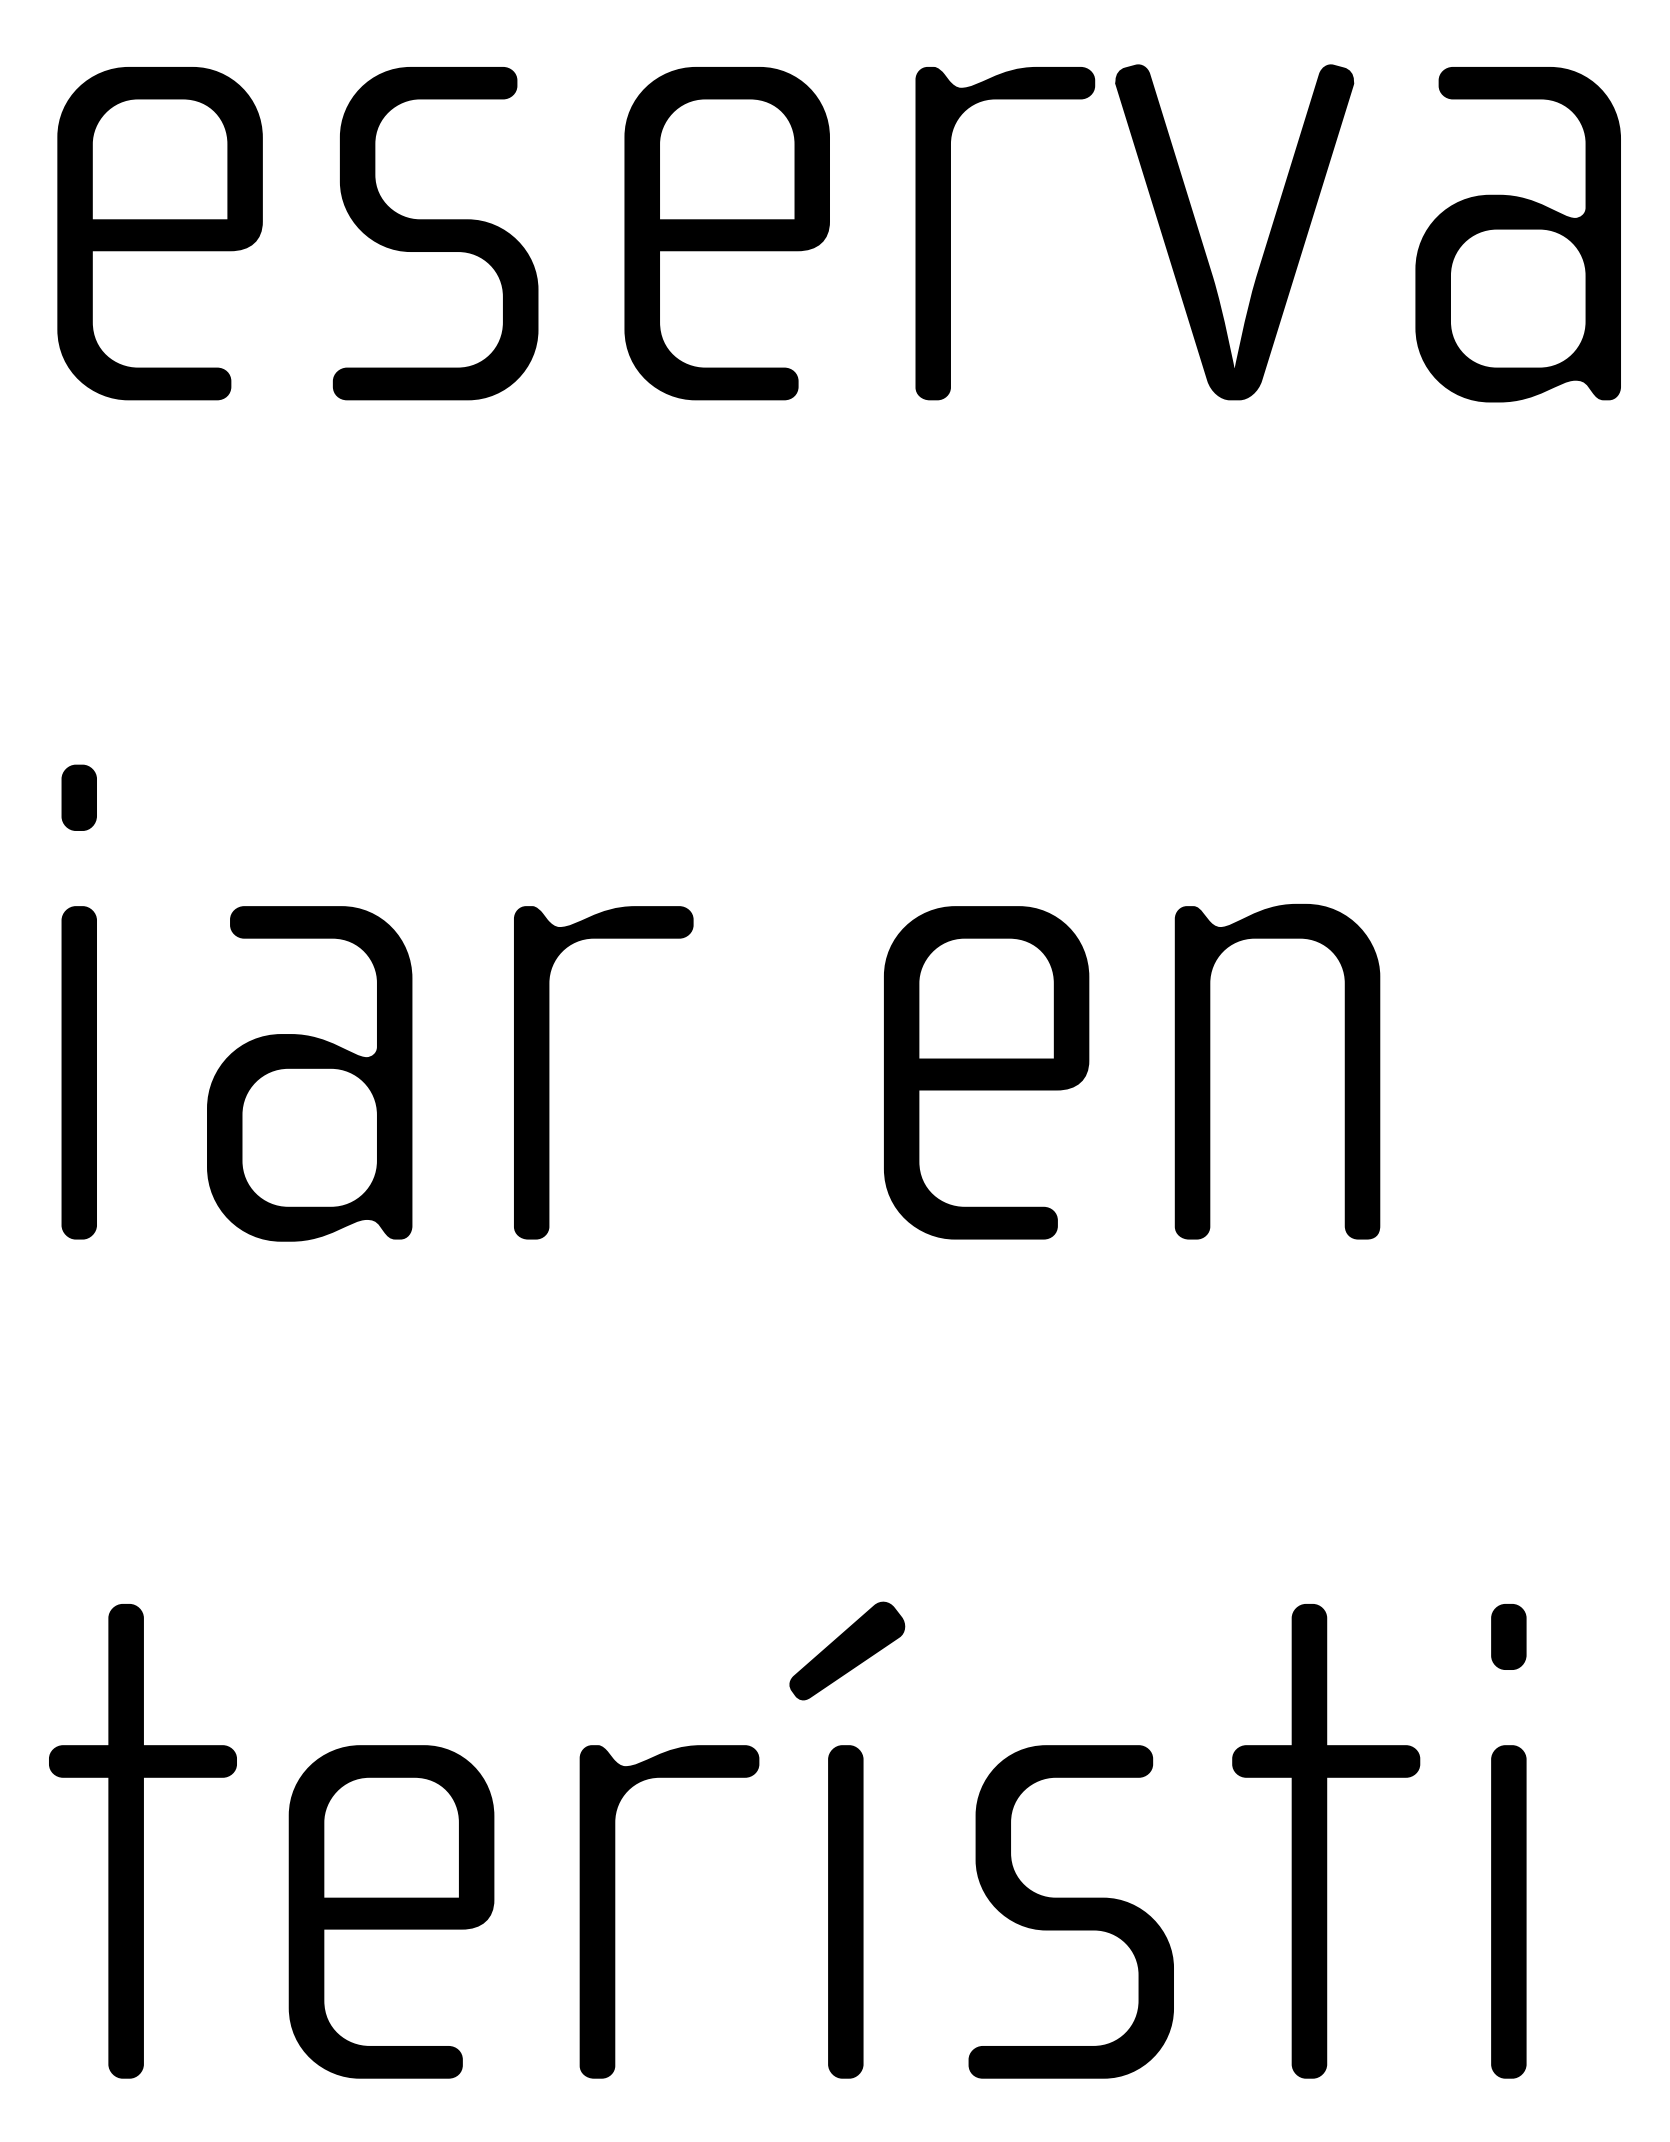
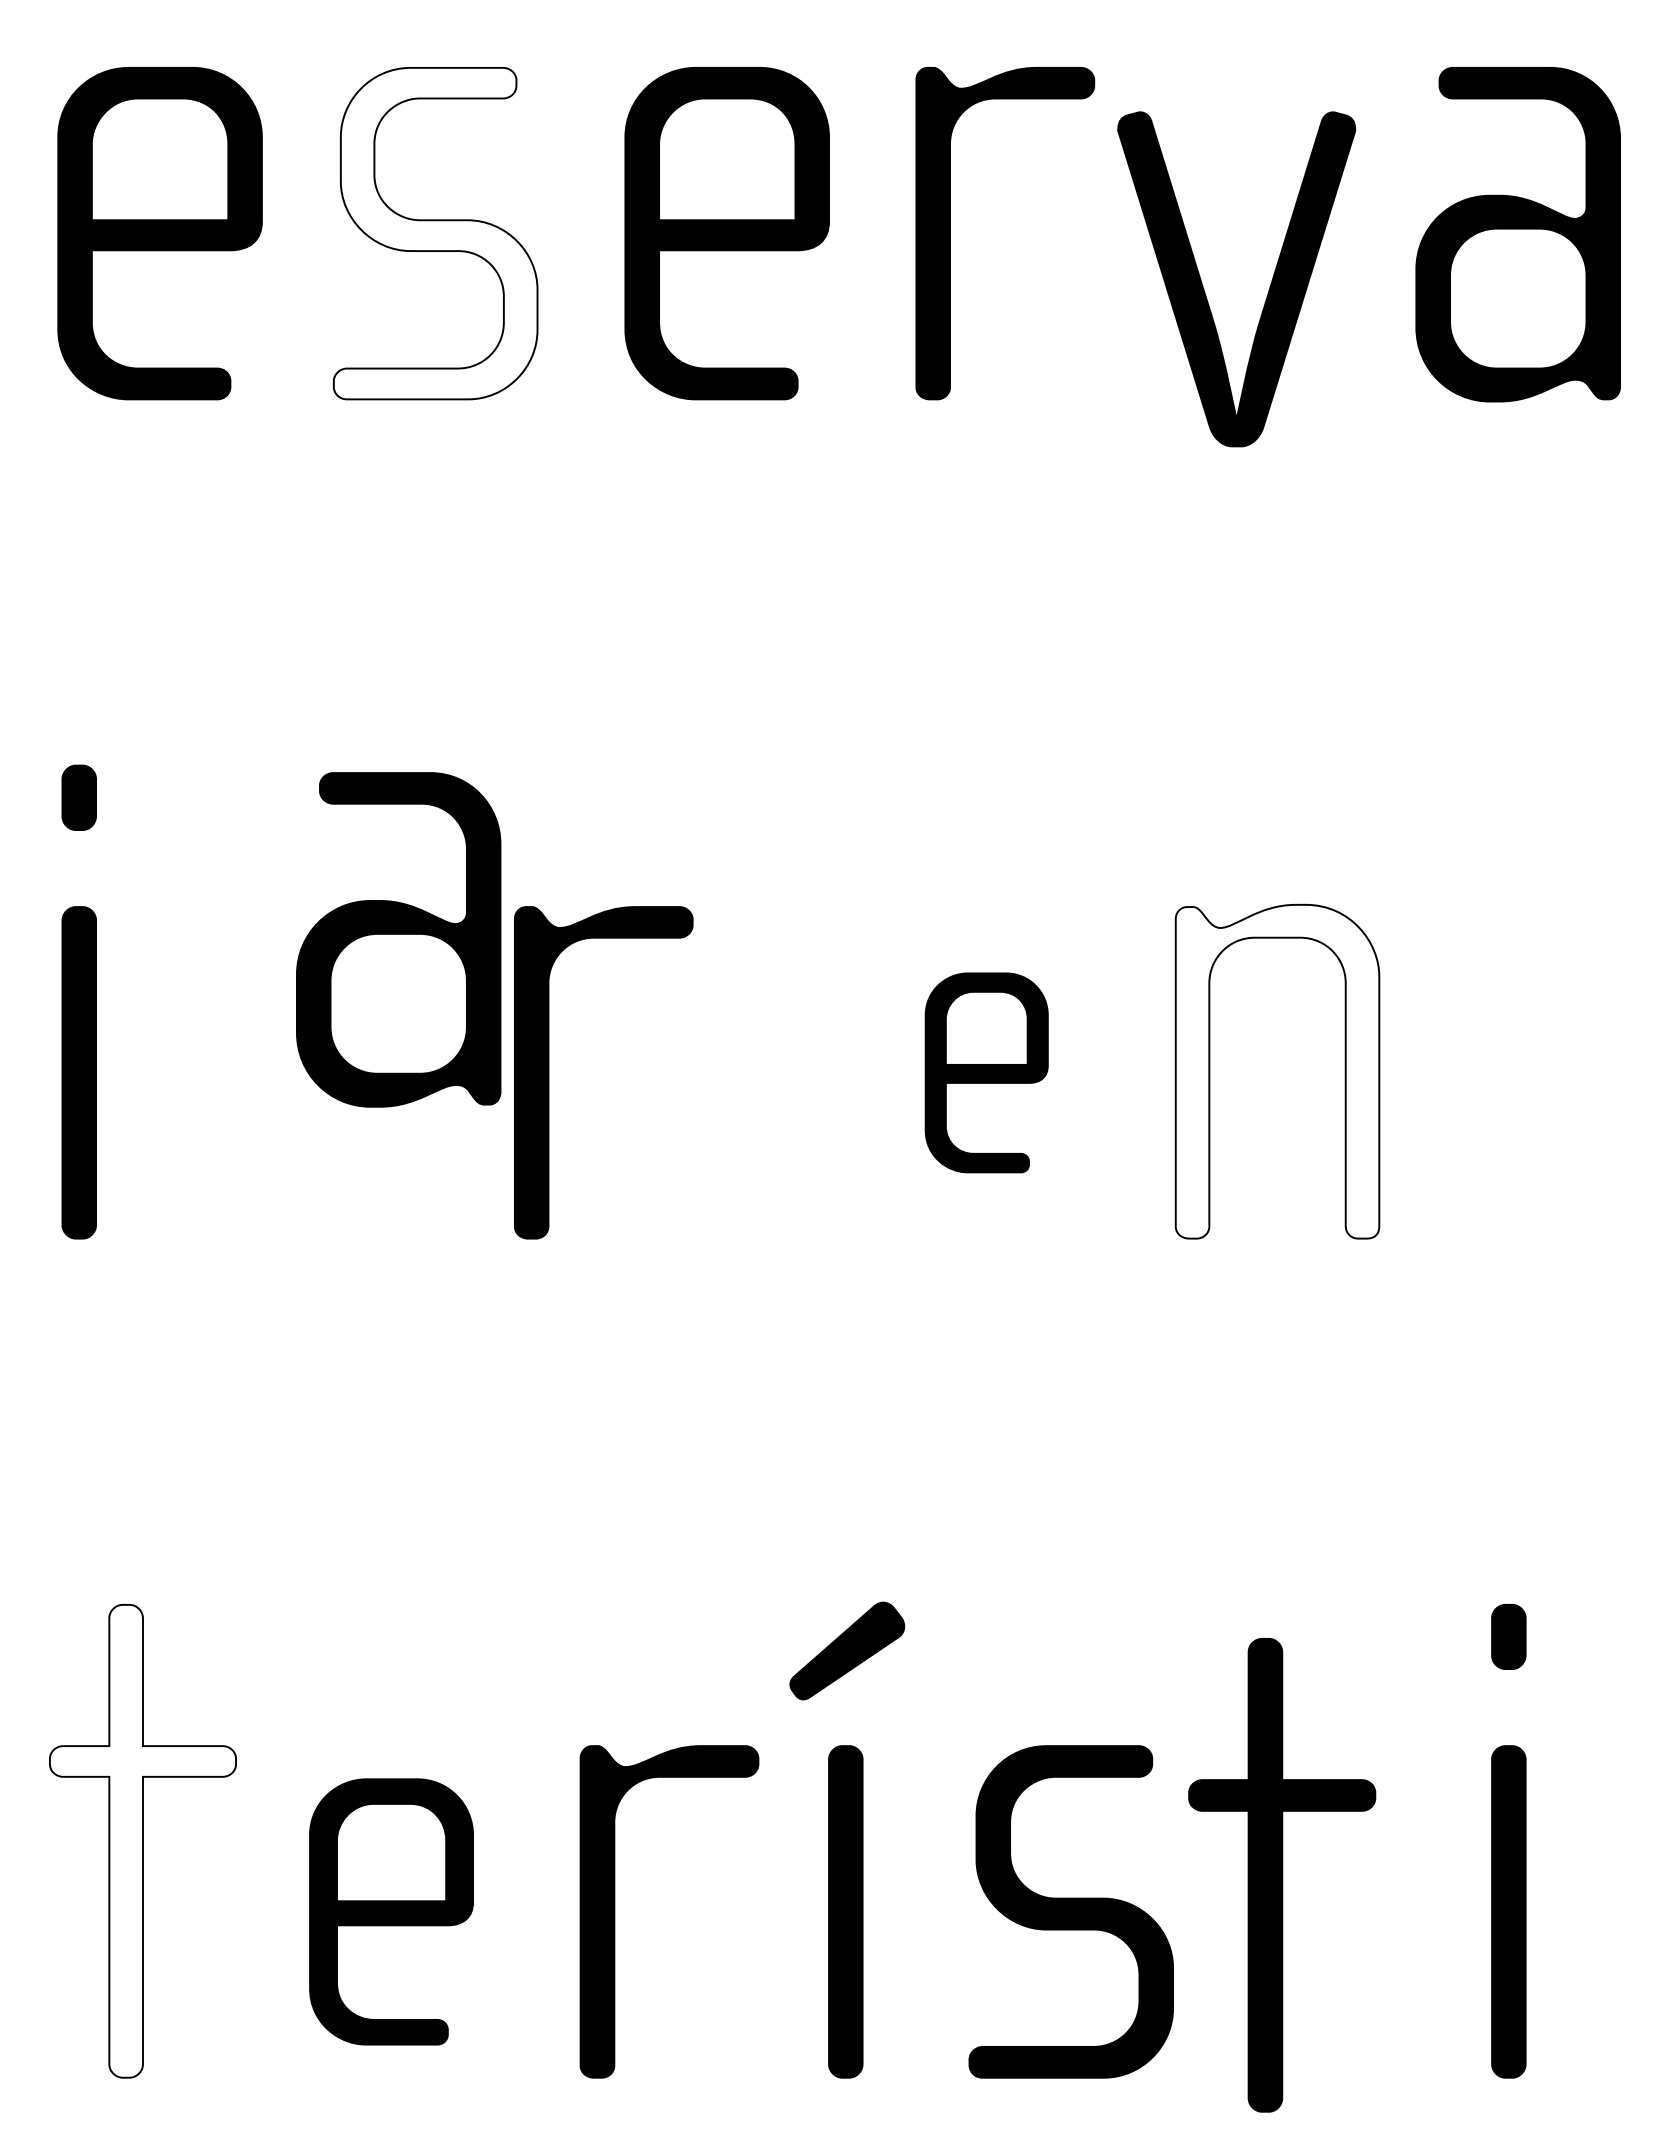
fill: present -> none (435, 233)
part position: (1202, 242) -> (1204, 289) (1204, 289)
fill: present -> none (1277, 1071)
part size: 206x334 px -> 125x202 px (986, 1072)
part position: (309, 1073) -> (398, 939) (398, 939)
fill: present -> none (142, 1840)
part position: (1326, 1841) -> (1282, 1875) (1282, 1875)
part size: 207x334 px -> 165x268 px (391, 1911)
